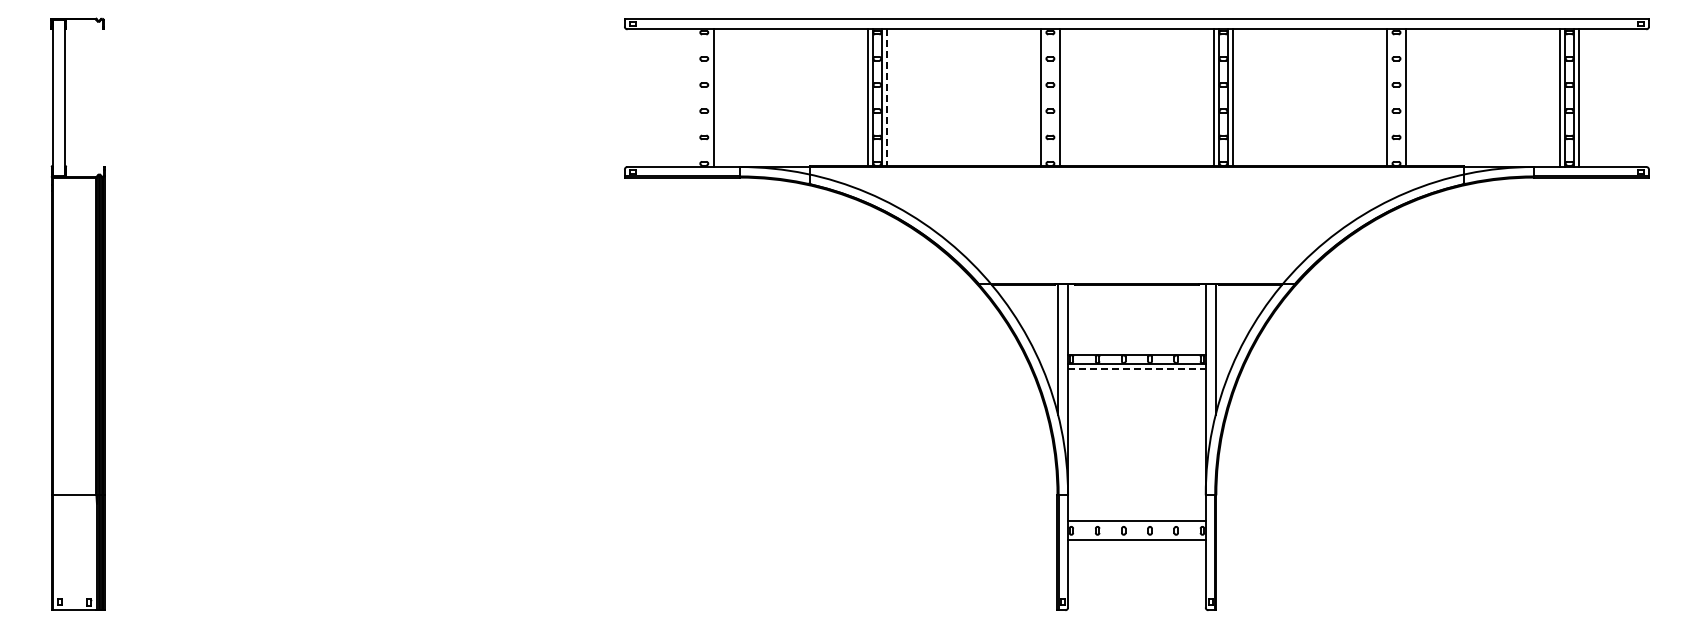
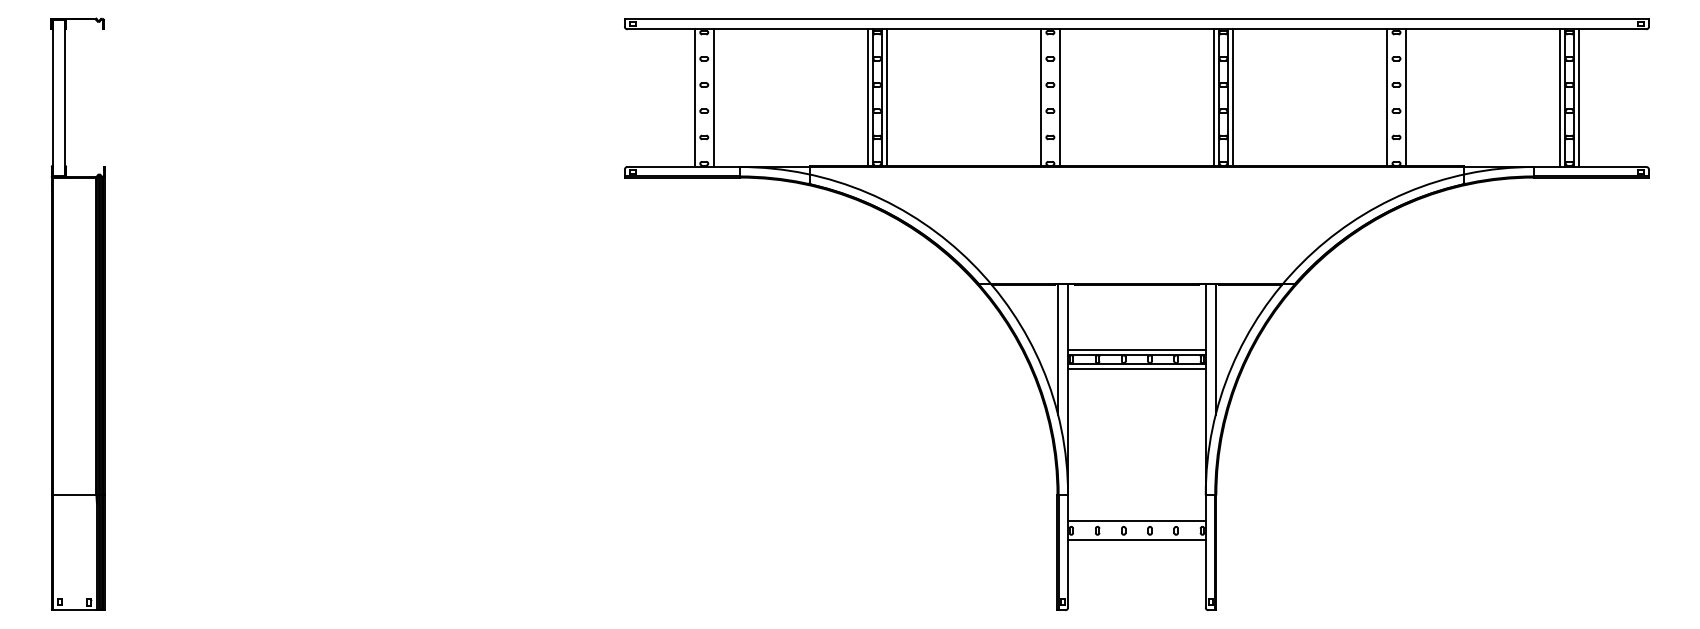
line: none -> present (694, 98)
line: dashed -> solid (886, 98)
line: none -> present (1136, 349)
line: dashed -> solid (1136, 368)
